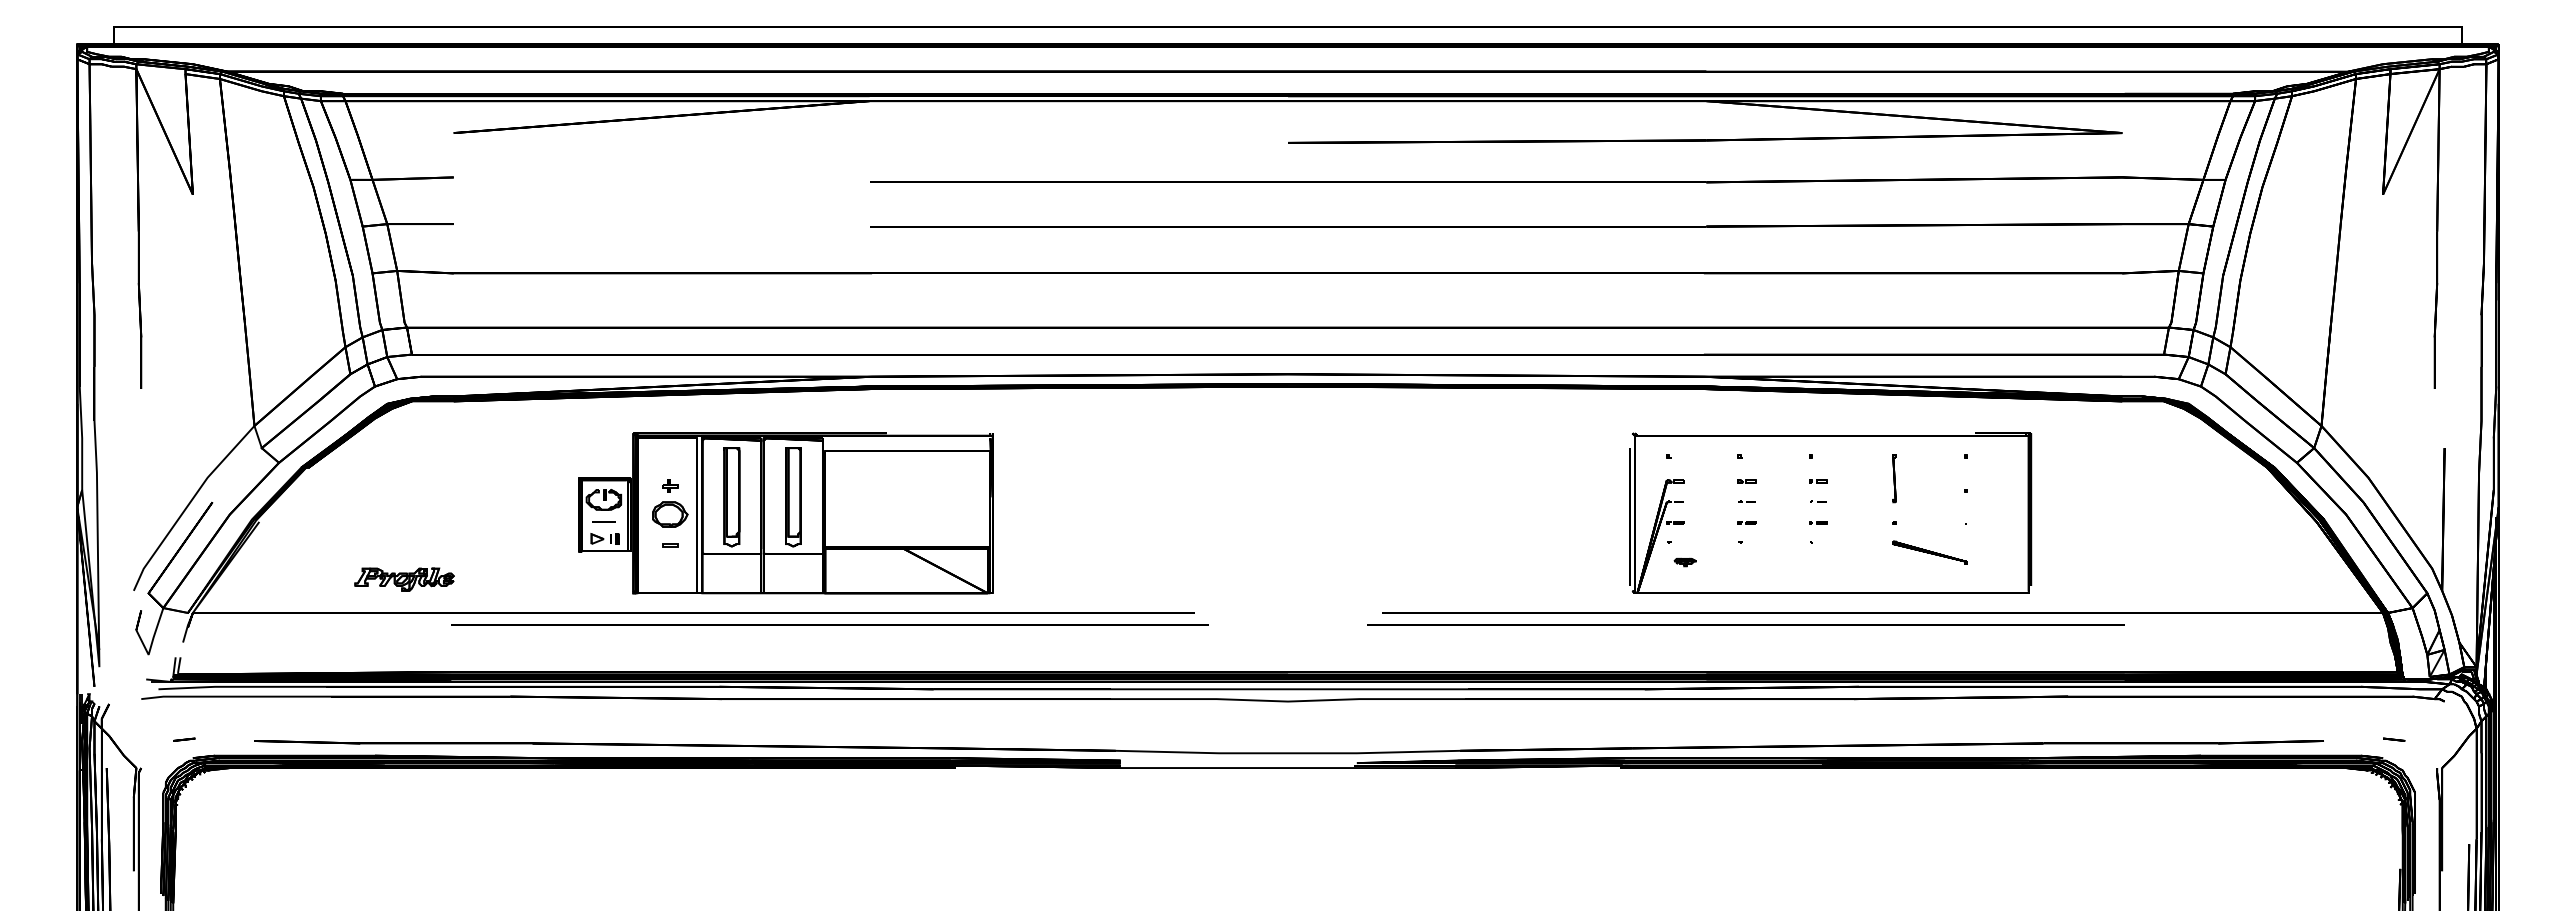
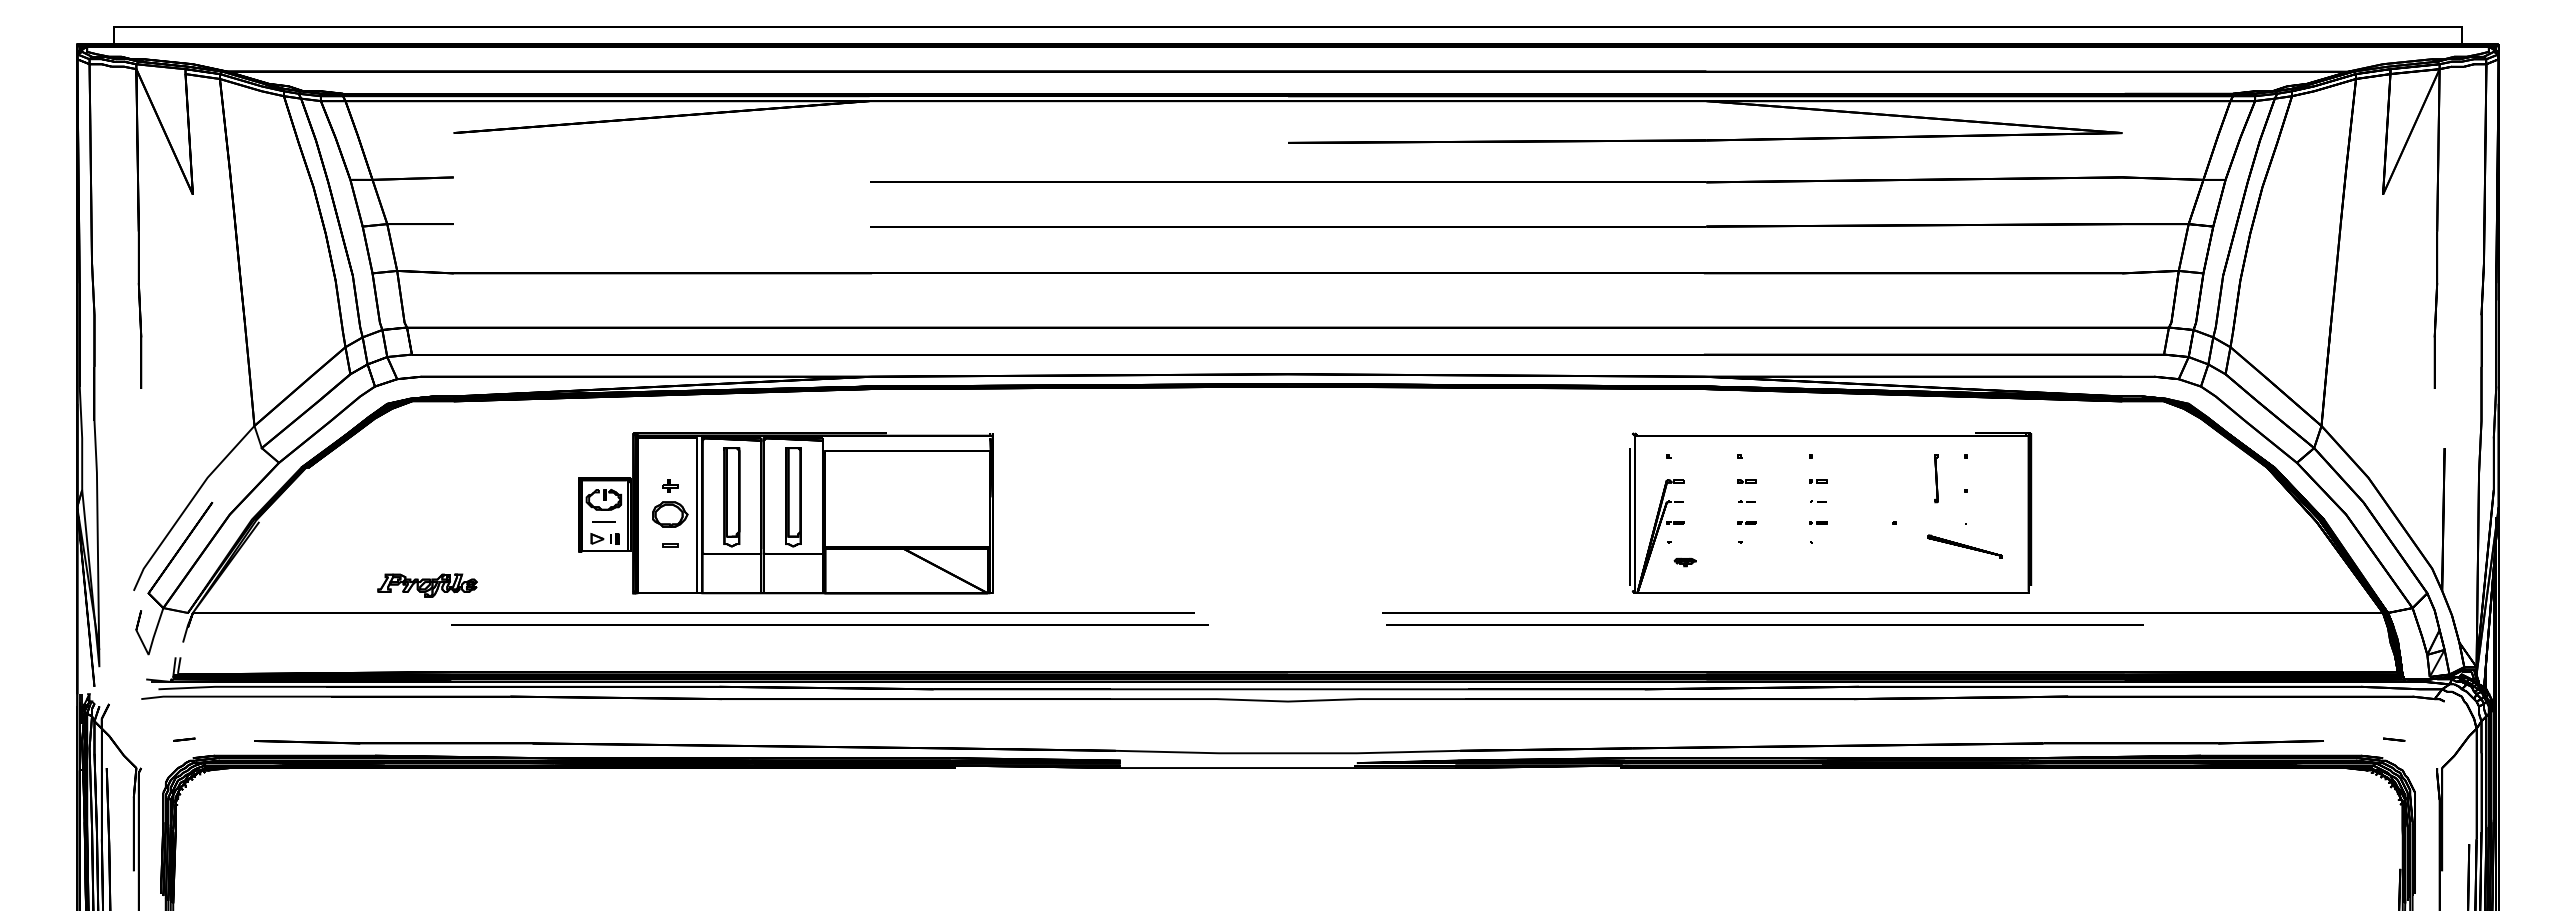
part position: (1894, 478) -> (1936, 478) (1936, 478)
part position: (1929, 552) -> (1964, 546) (1964, 546)
part position: (404, 579) -> (427, 585) (427, 585)
line position: (1745, 624) -> (1764, 624) (1764, 624)
